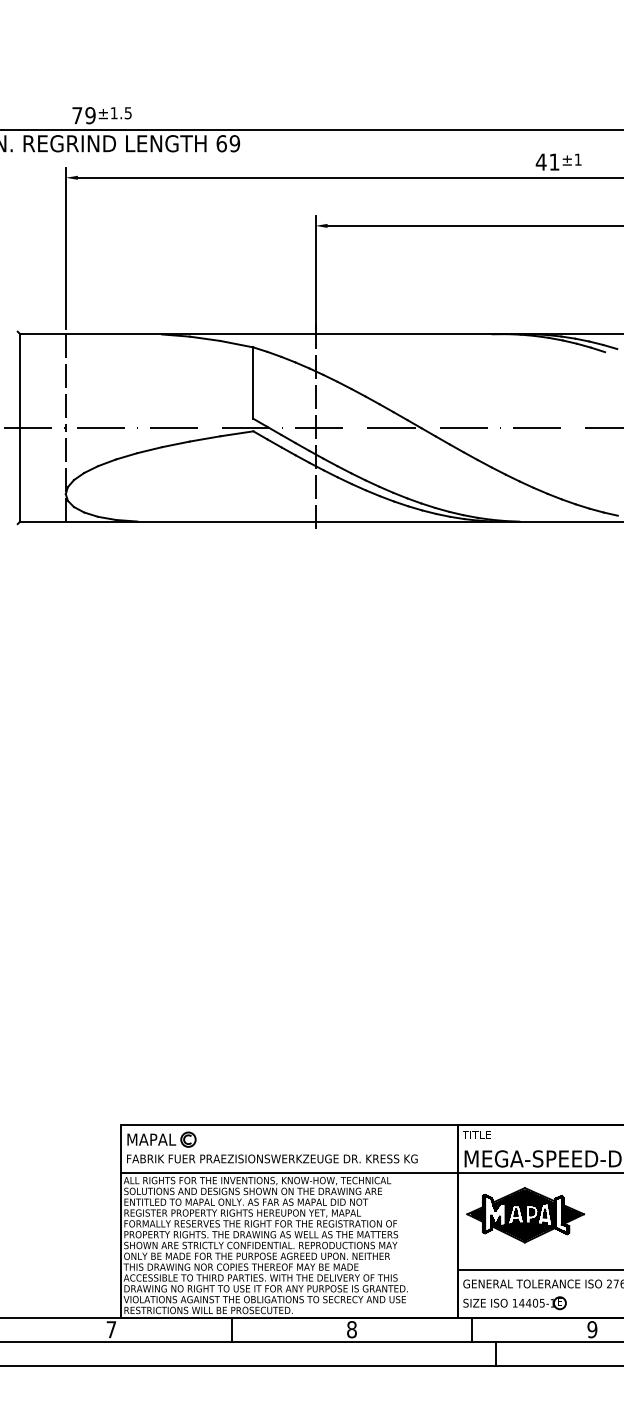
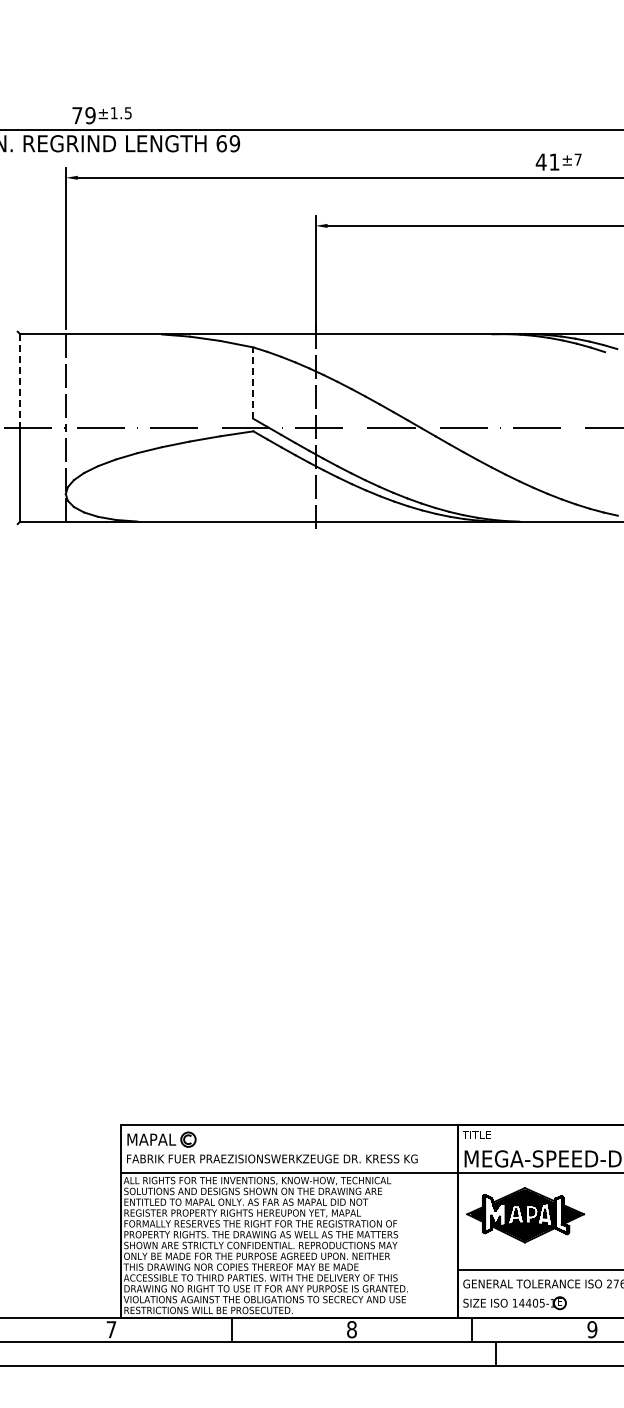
text: ±1 -> ±7 (577, 159)
line: solid -> dashed (20, 381)
line: solid -> dashed (253, 383)
